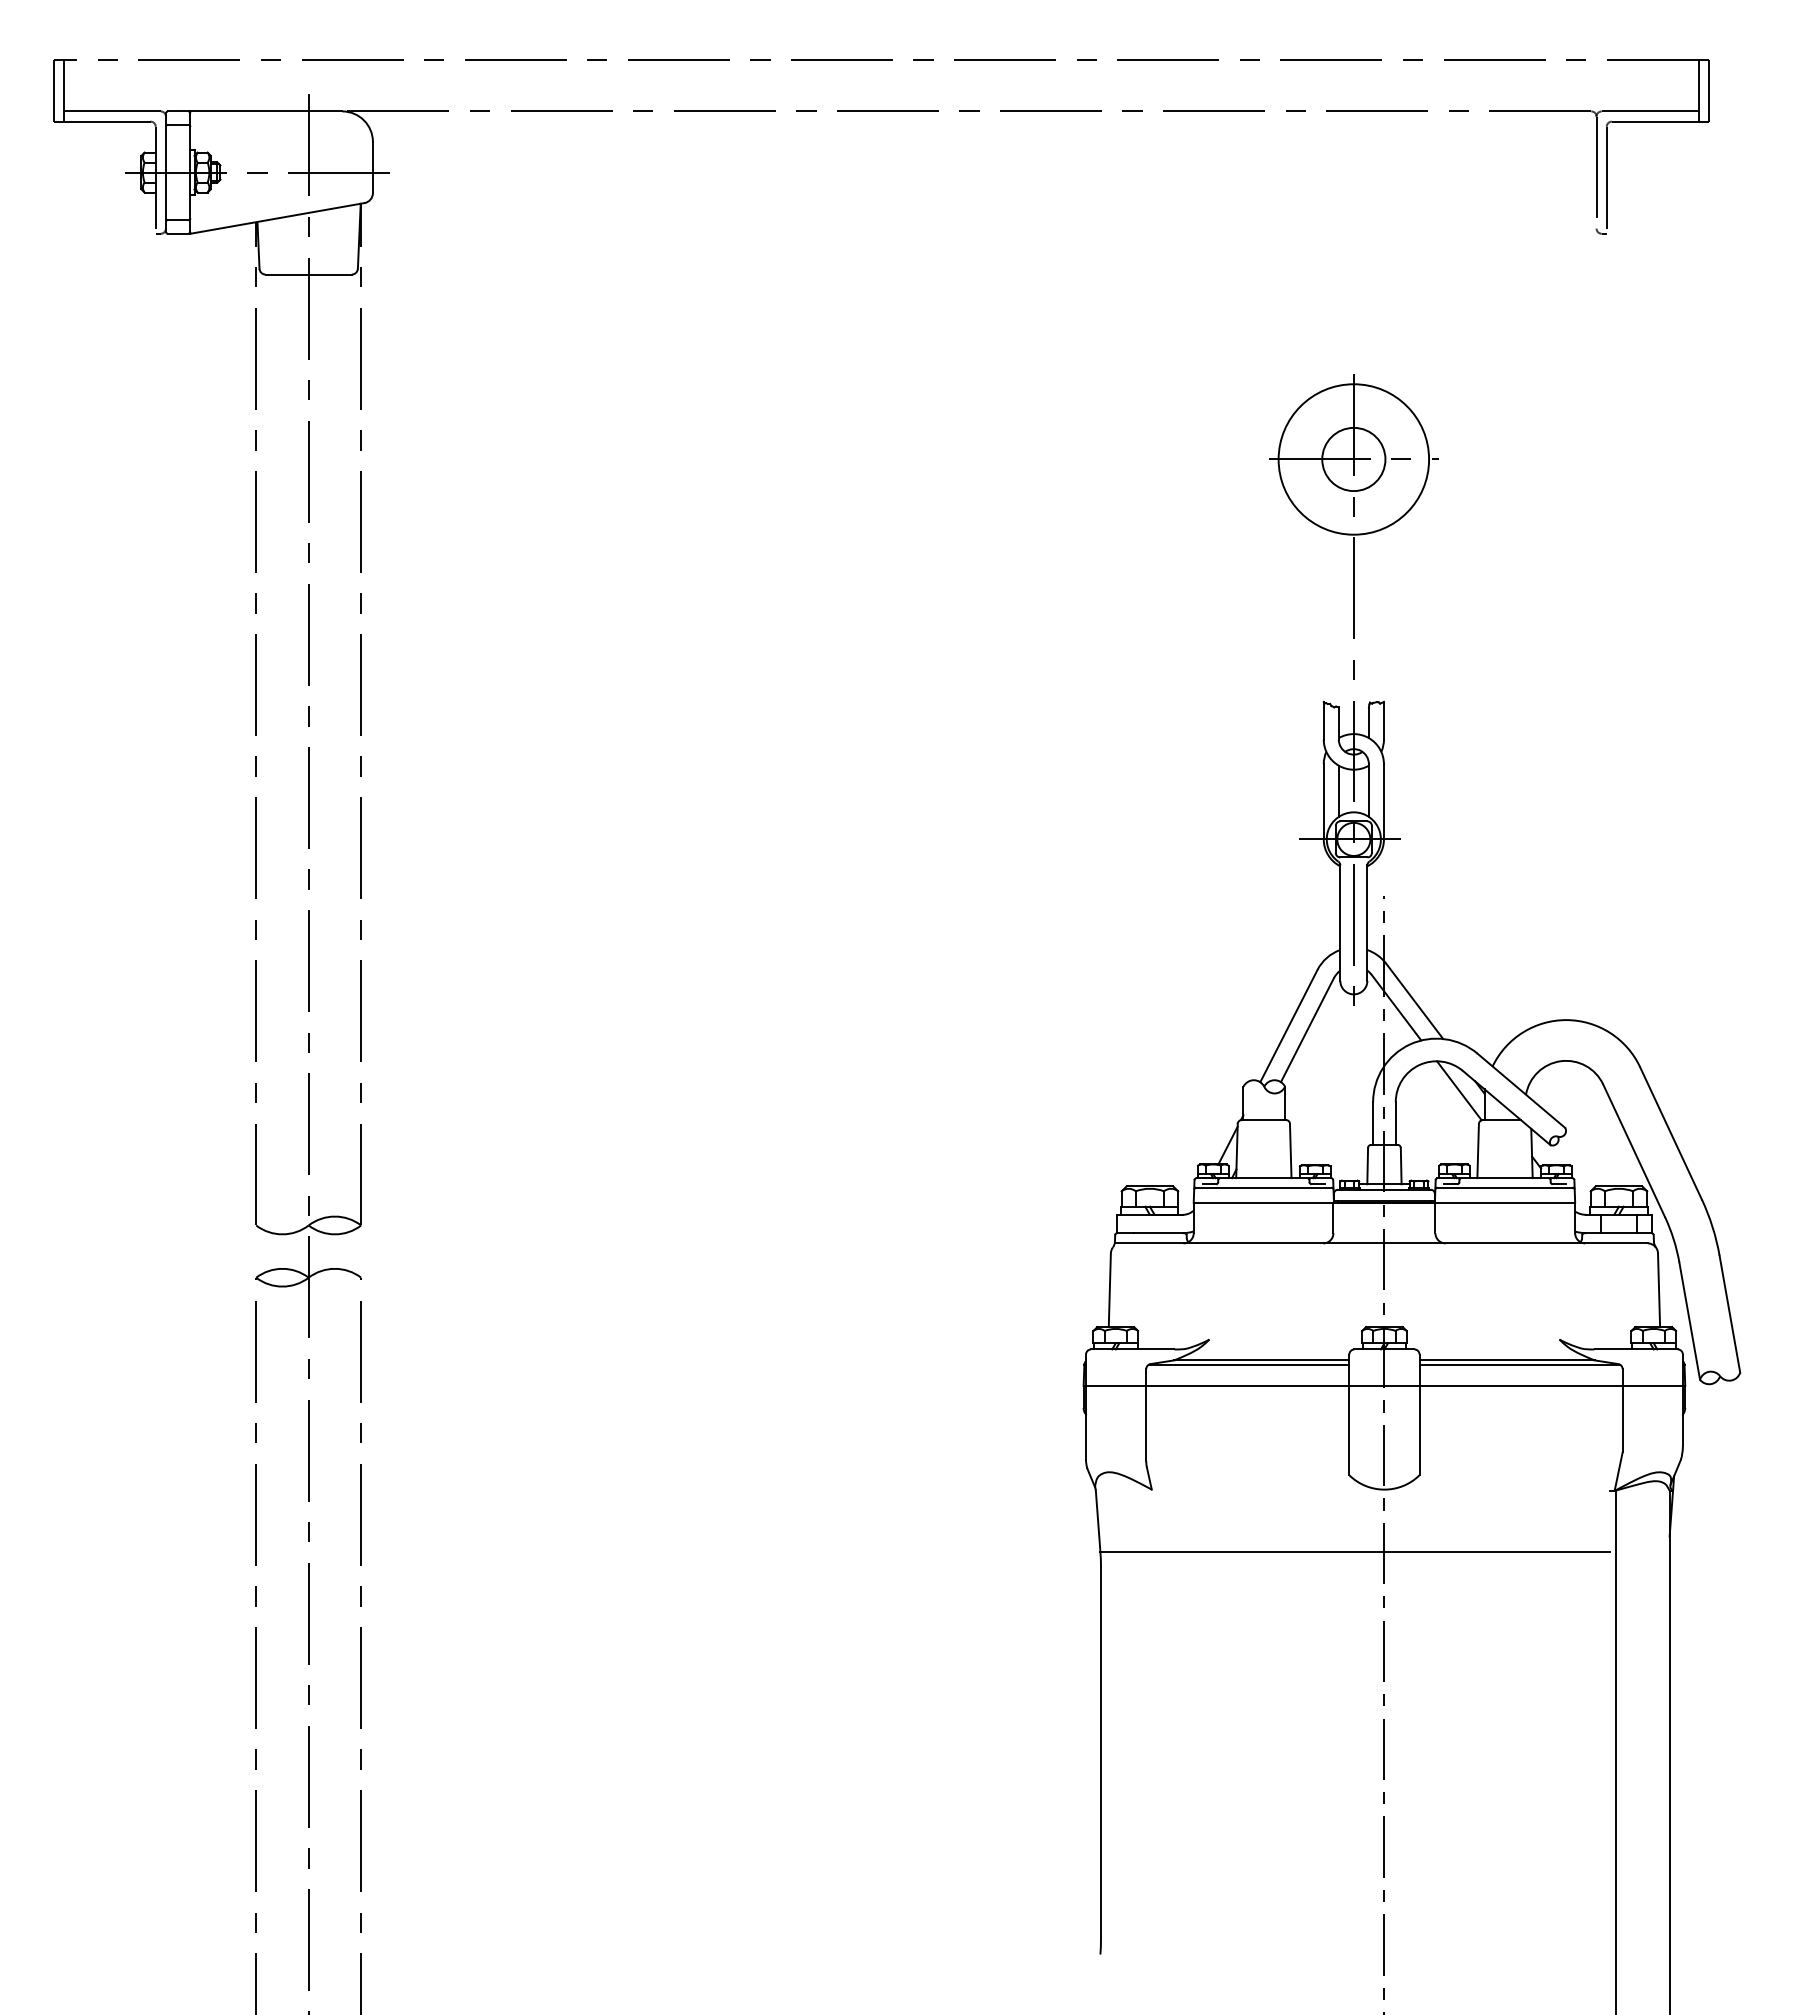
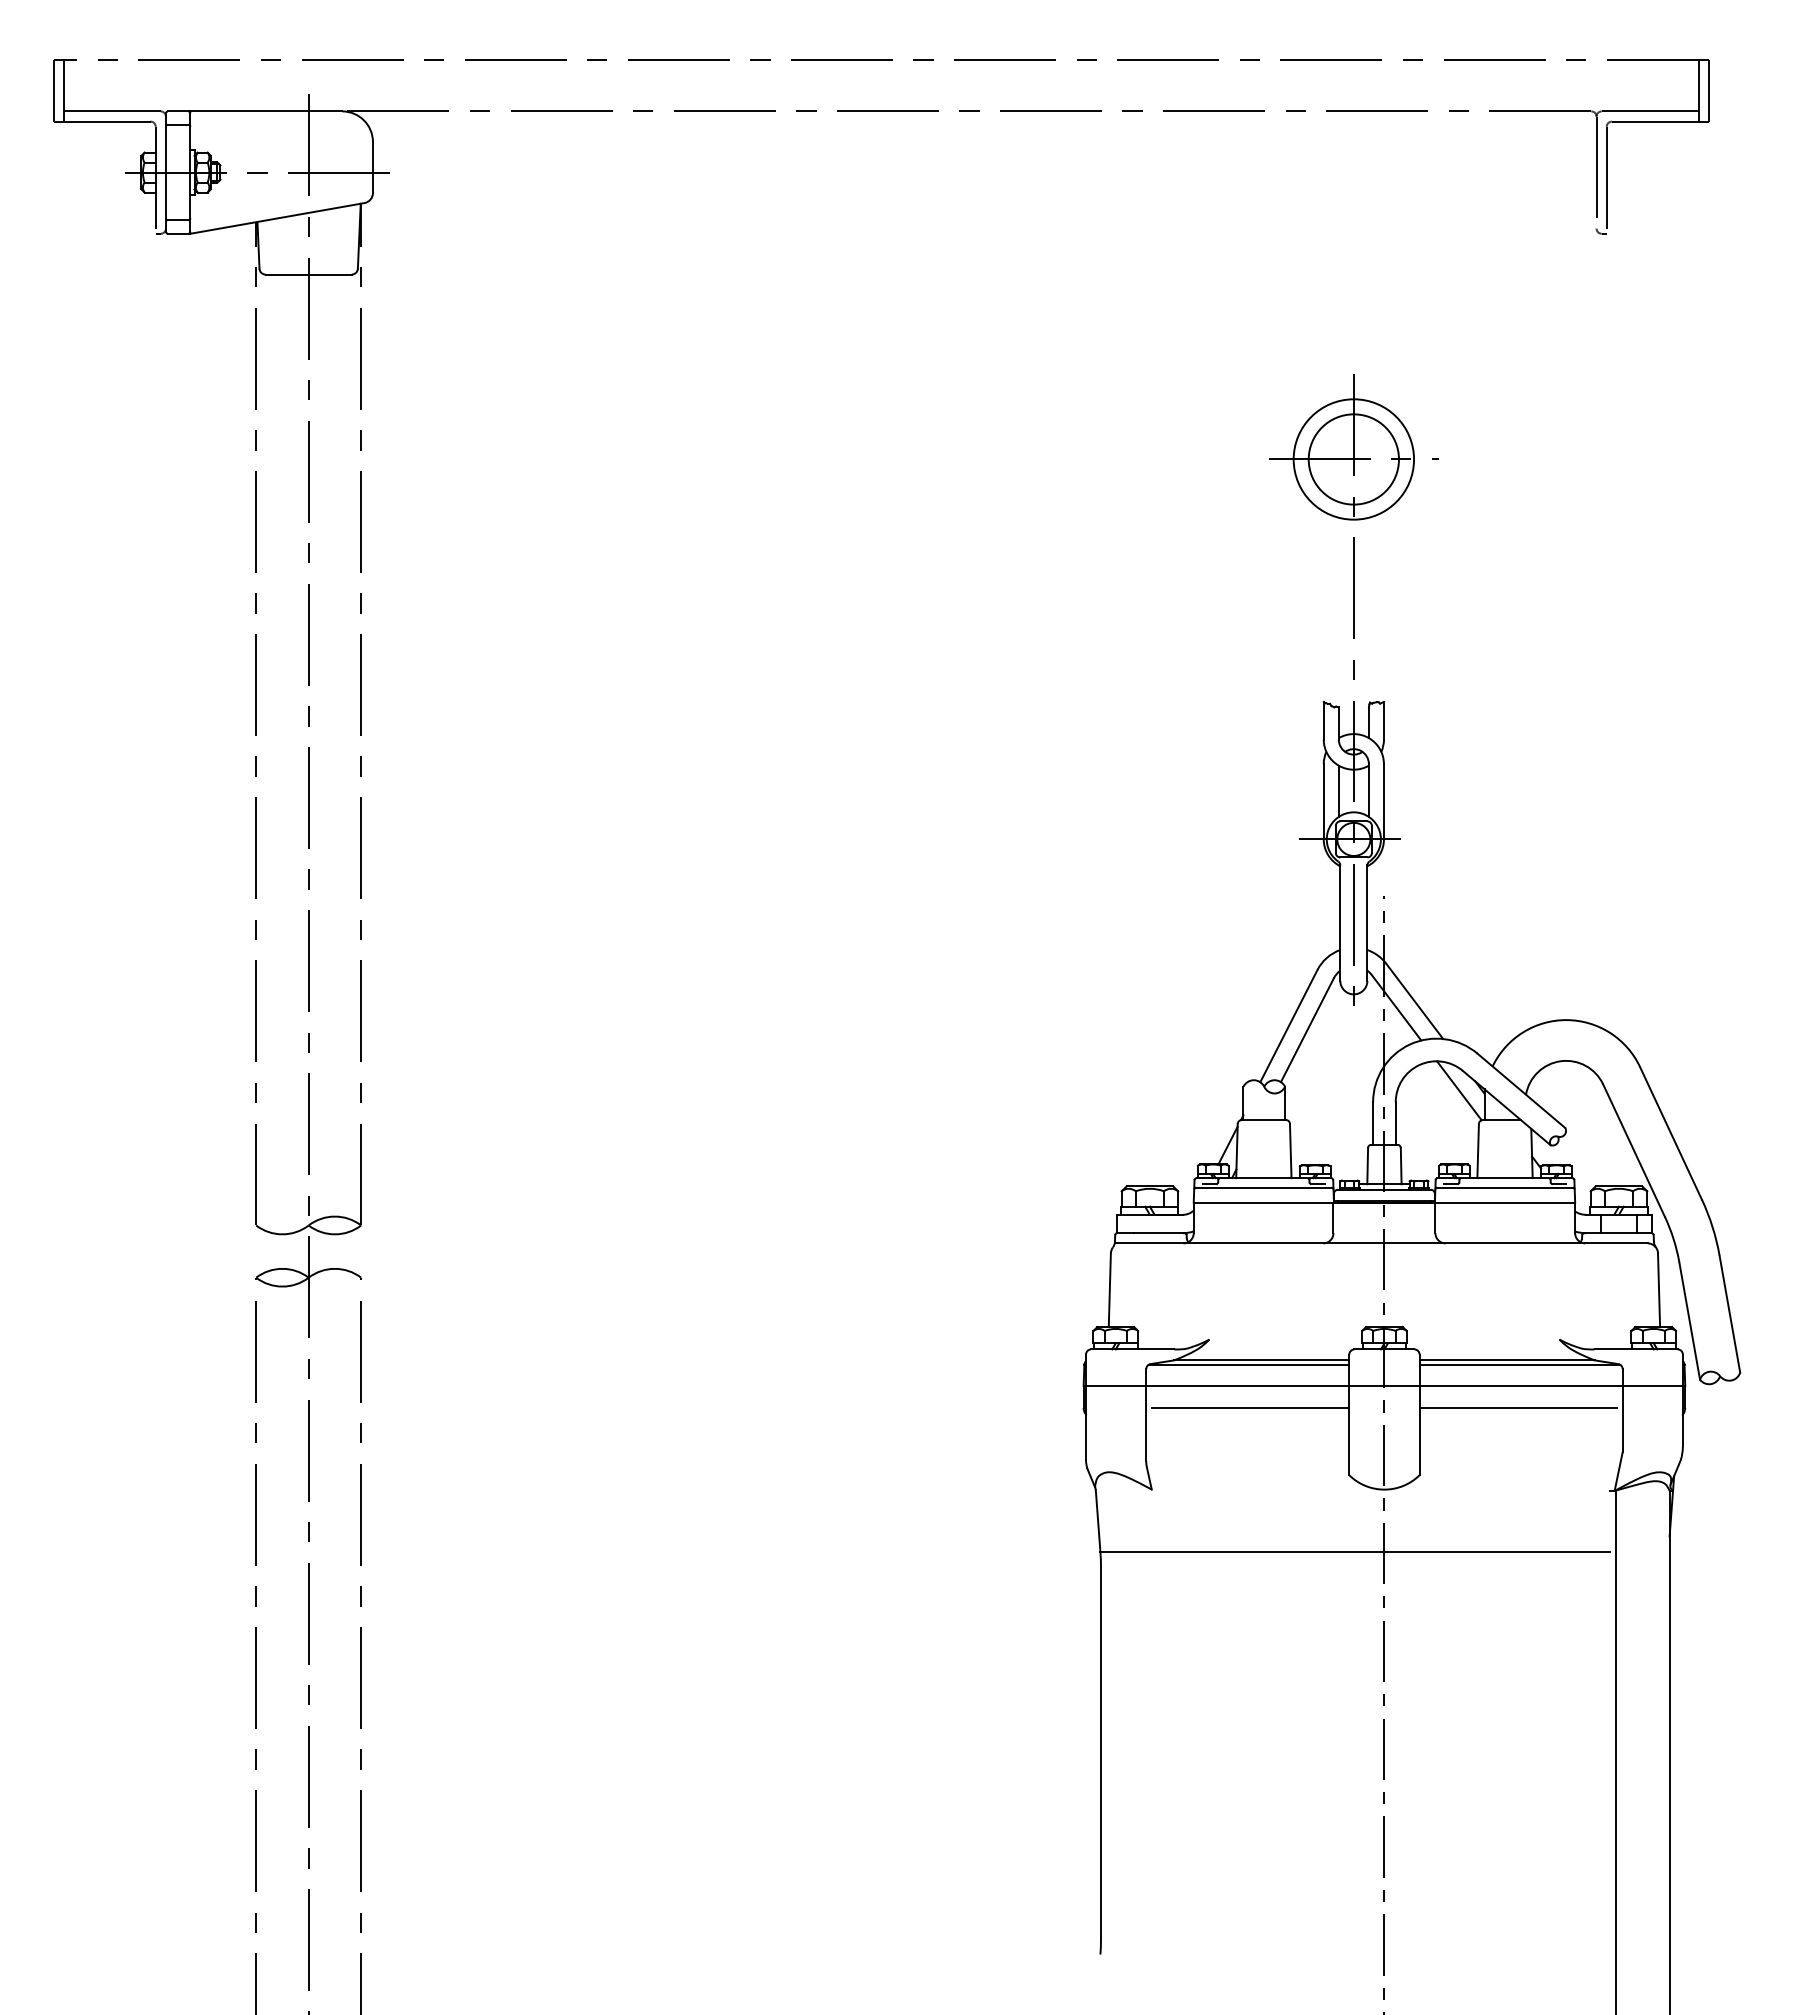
circle diameter: 150 px -> 120 px (1353, 459)
circle diameter: 63 px -> 90 px (1353, 459)
line: none -> present (1250, 1407)
line: none -> present (1517, 1407)
